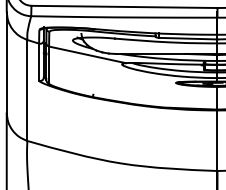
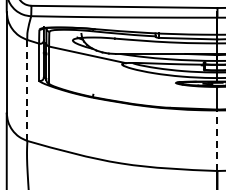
line: solid -> dashed (27, 90)
line: solid -> dashed (217, 140)
